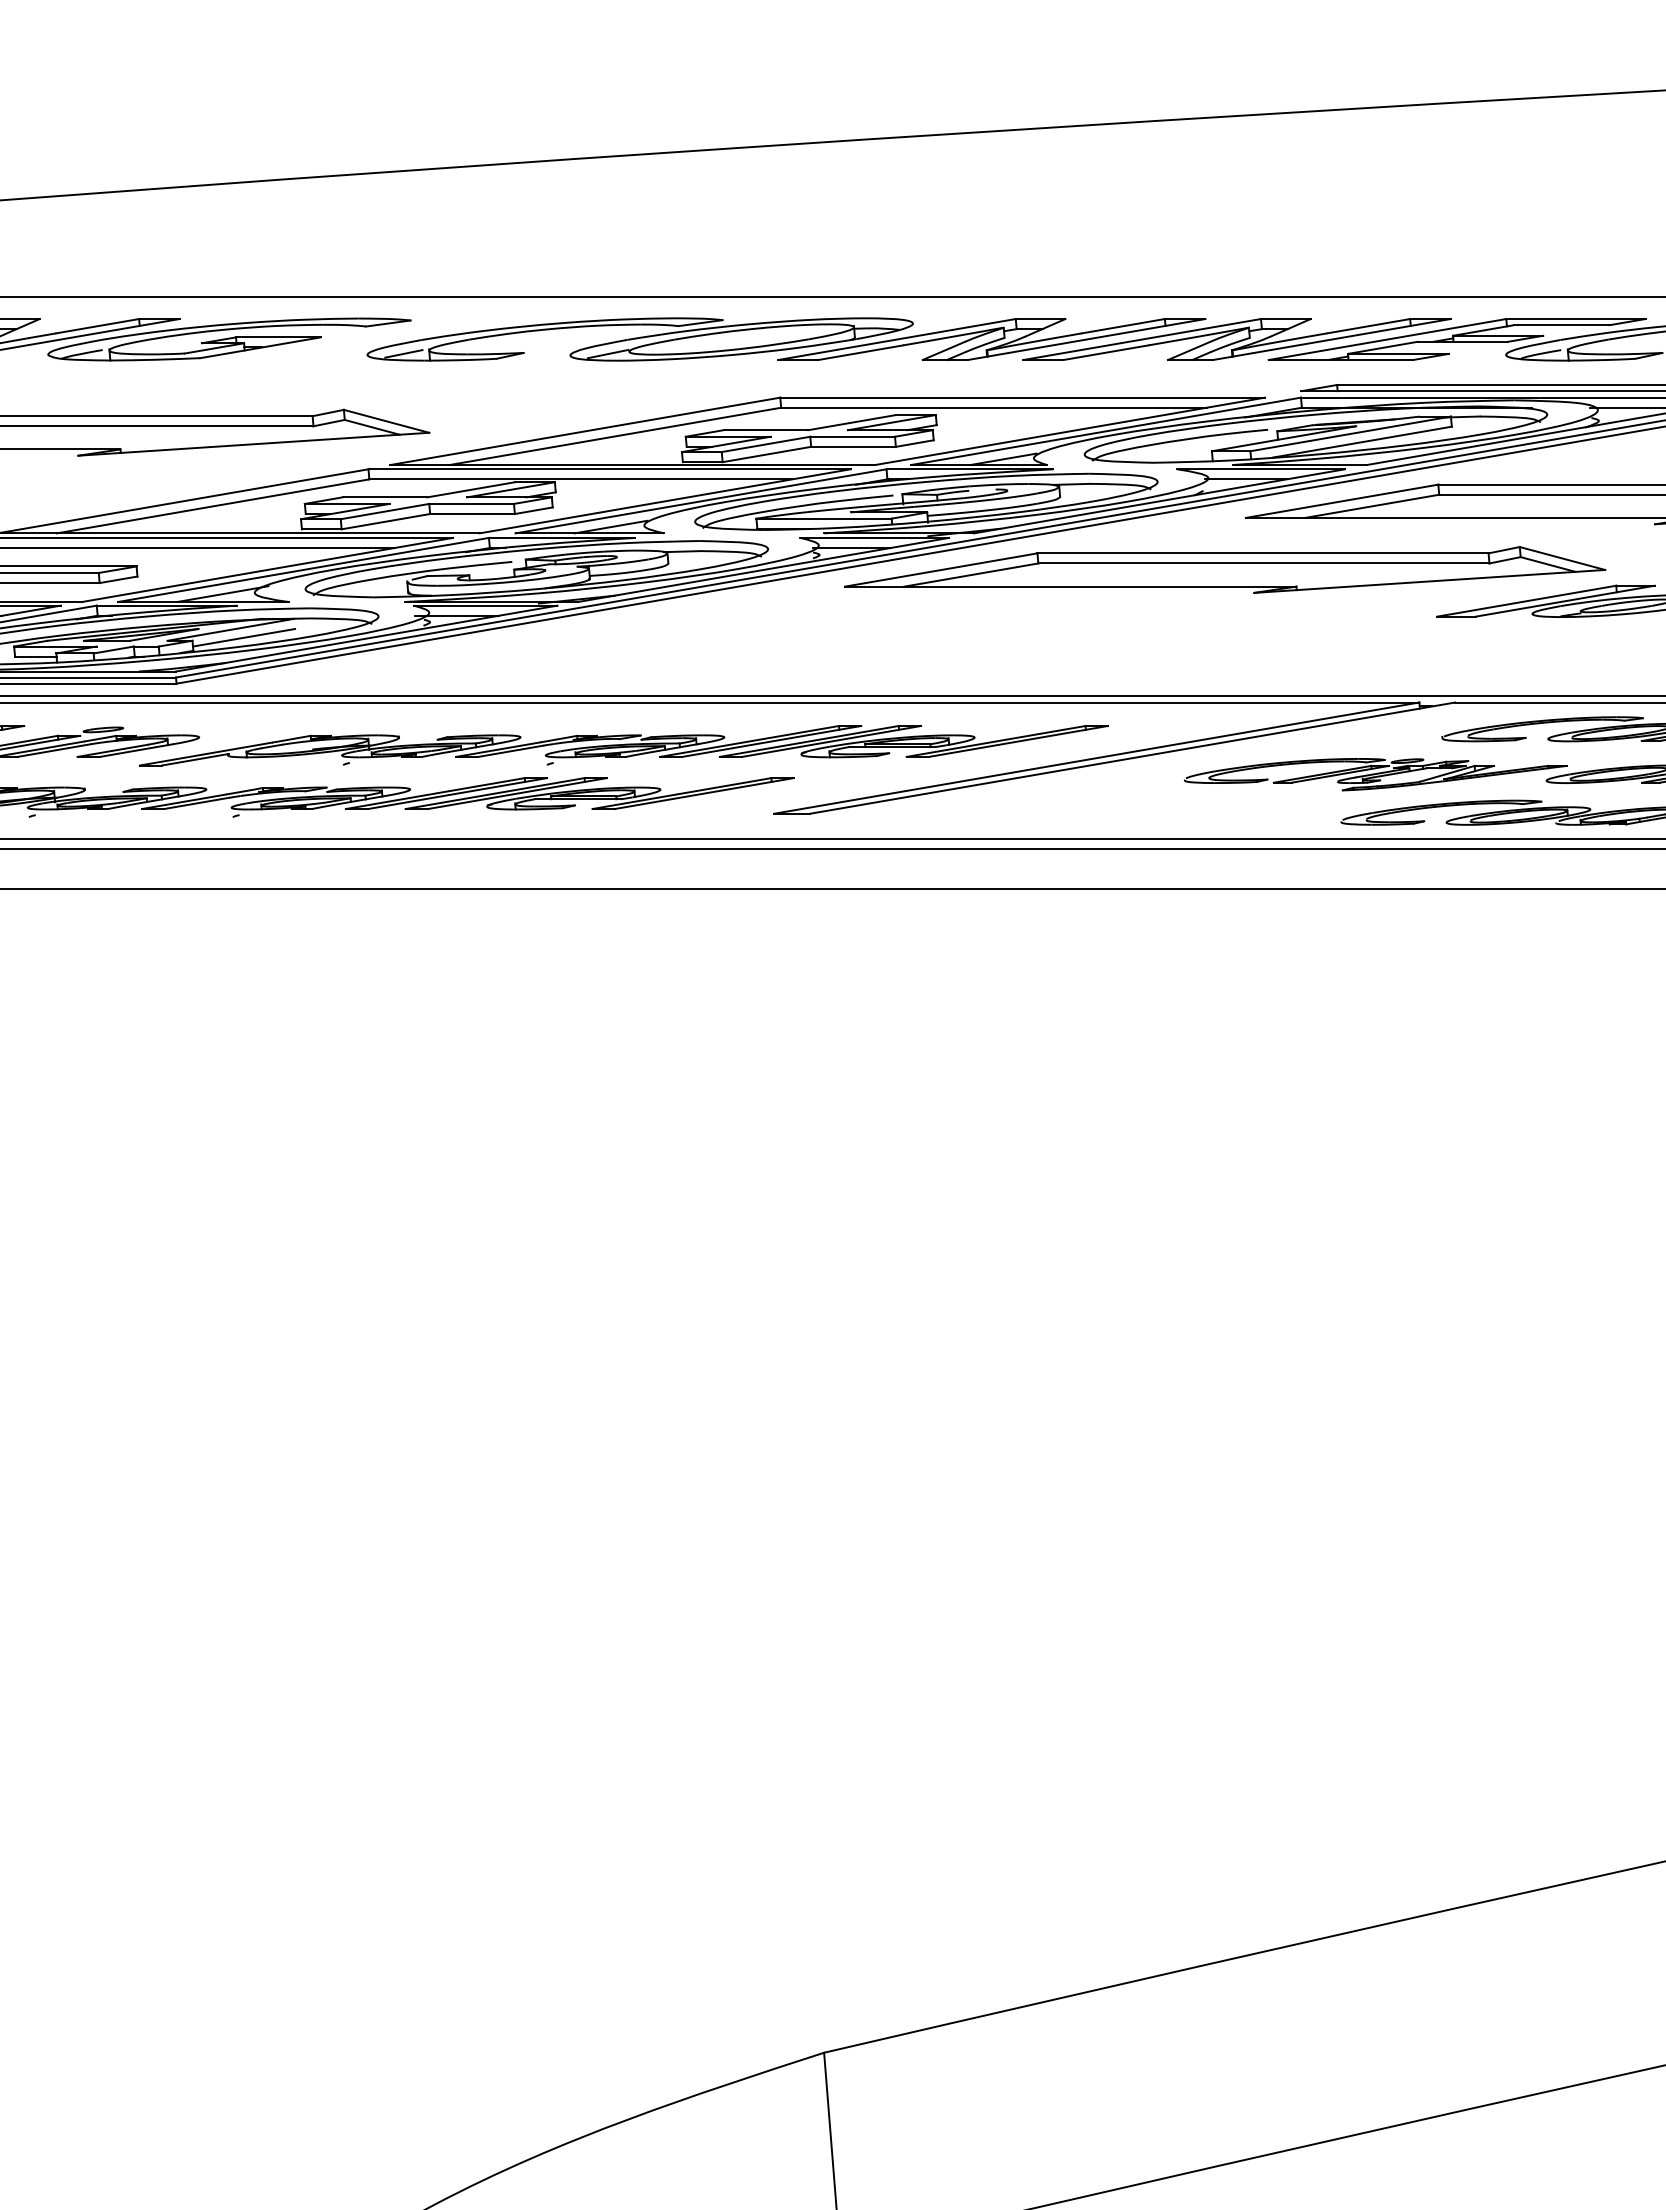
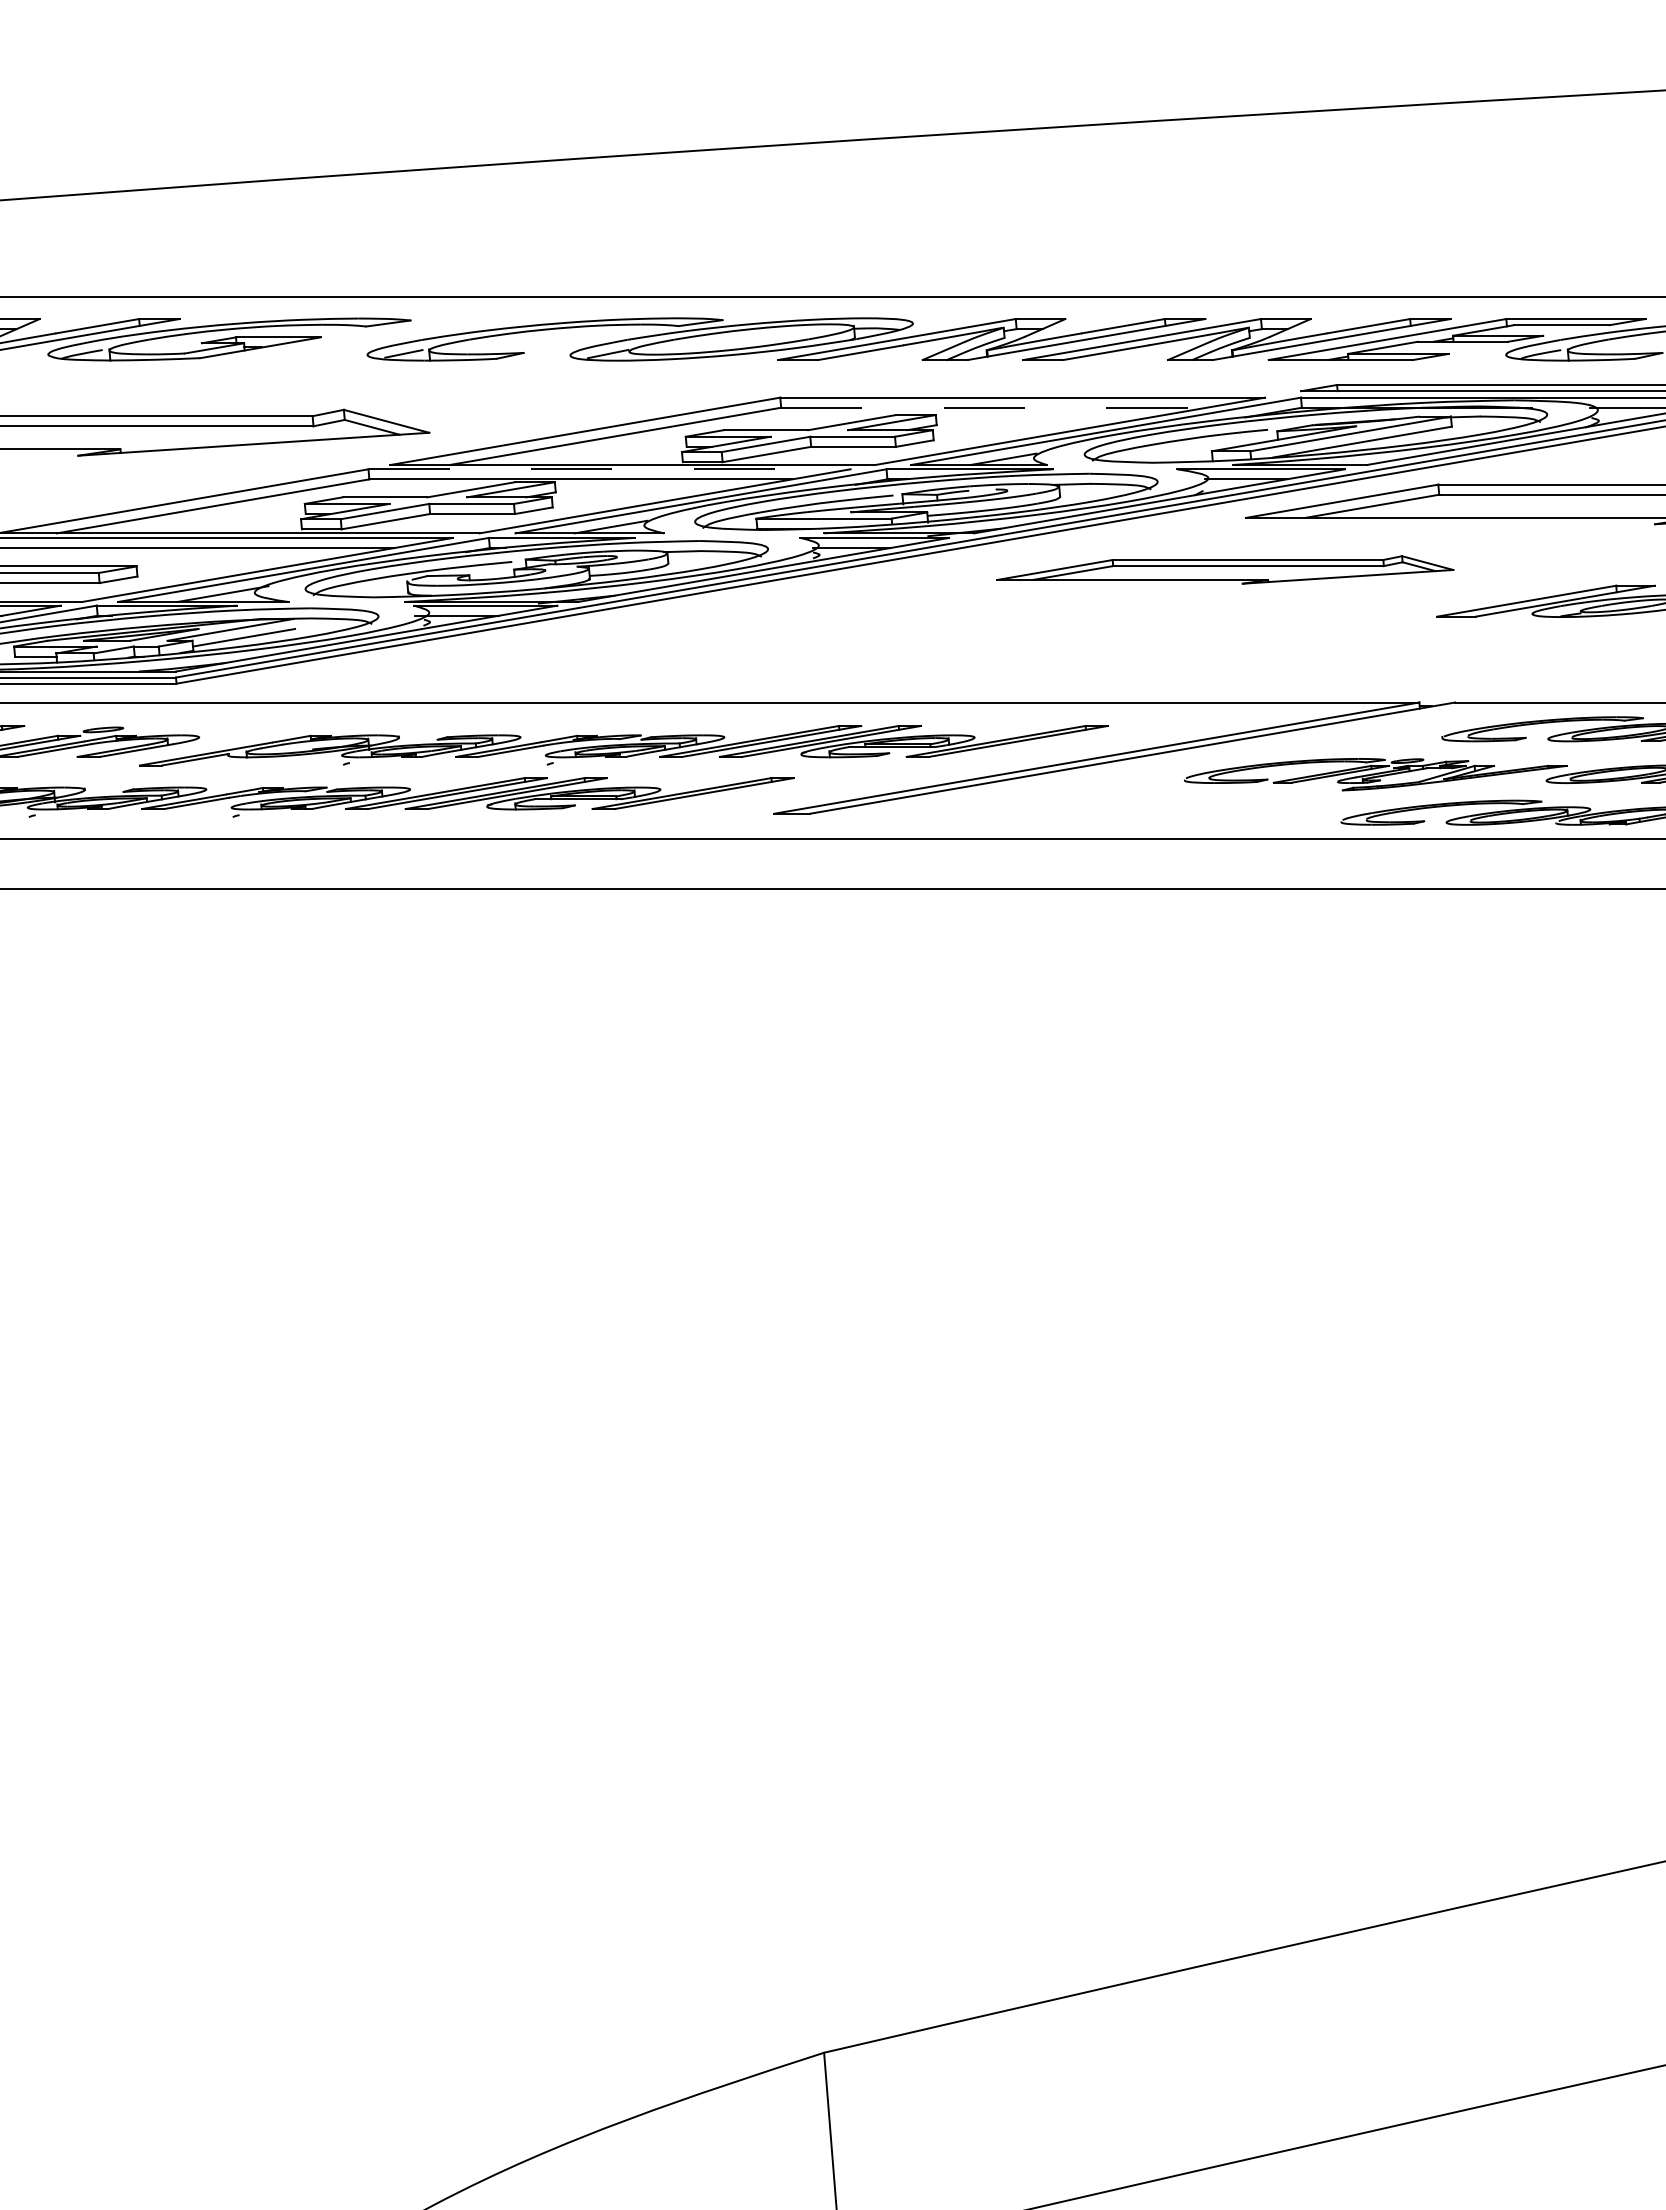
line: solid -> dashed (993, 407)
line: solid -> dashed (610, 469)
part size: 763x48 px -> 459x30 px (1225, 569)
line: present -> none (832, 696)
line: present -> none (832, 849)
